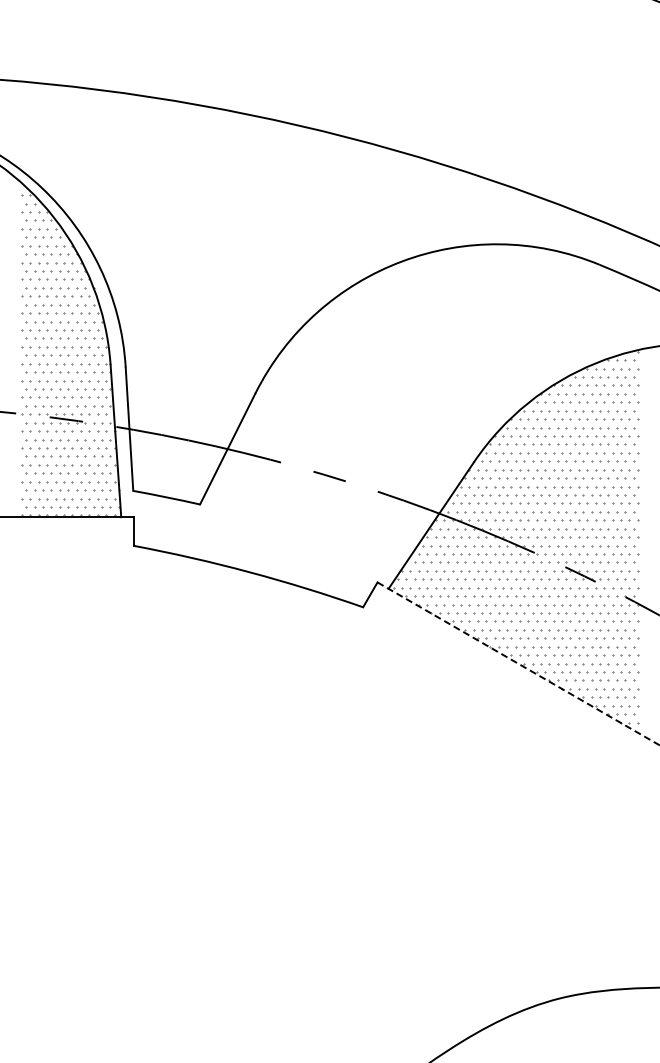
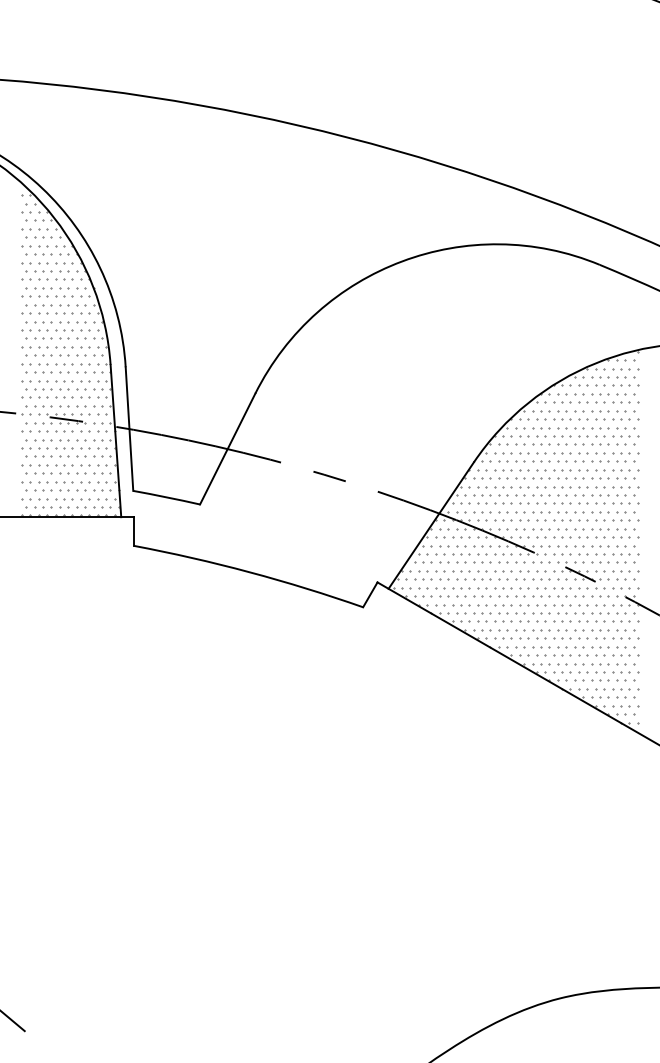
line: dashed -> solid (518, 663)
line: none -> present (13, 1021)
